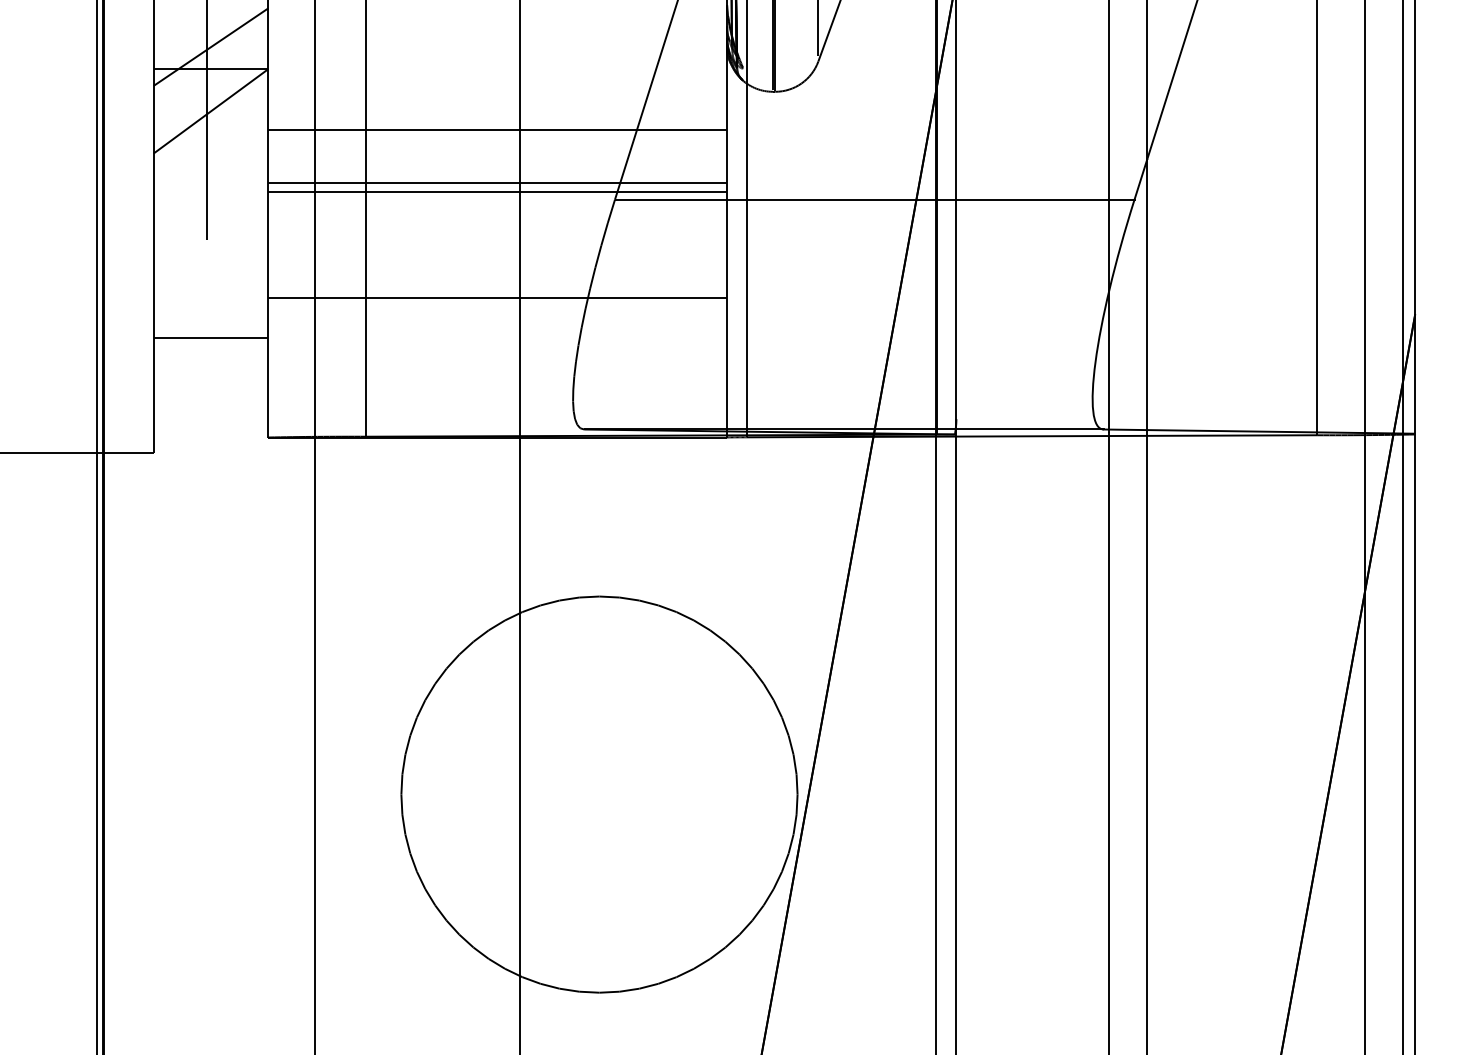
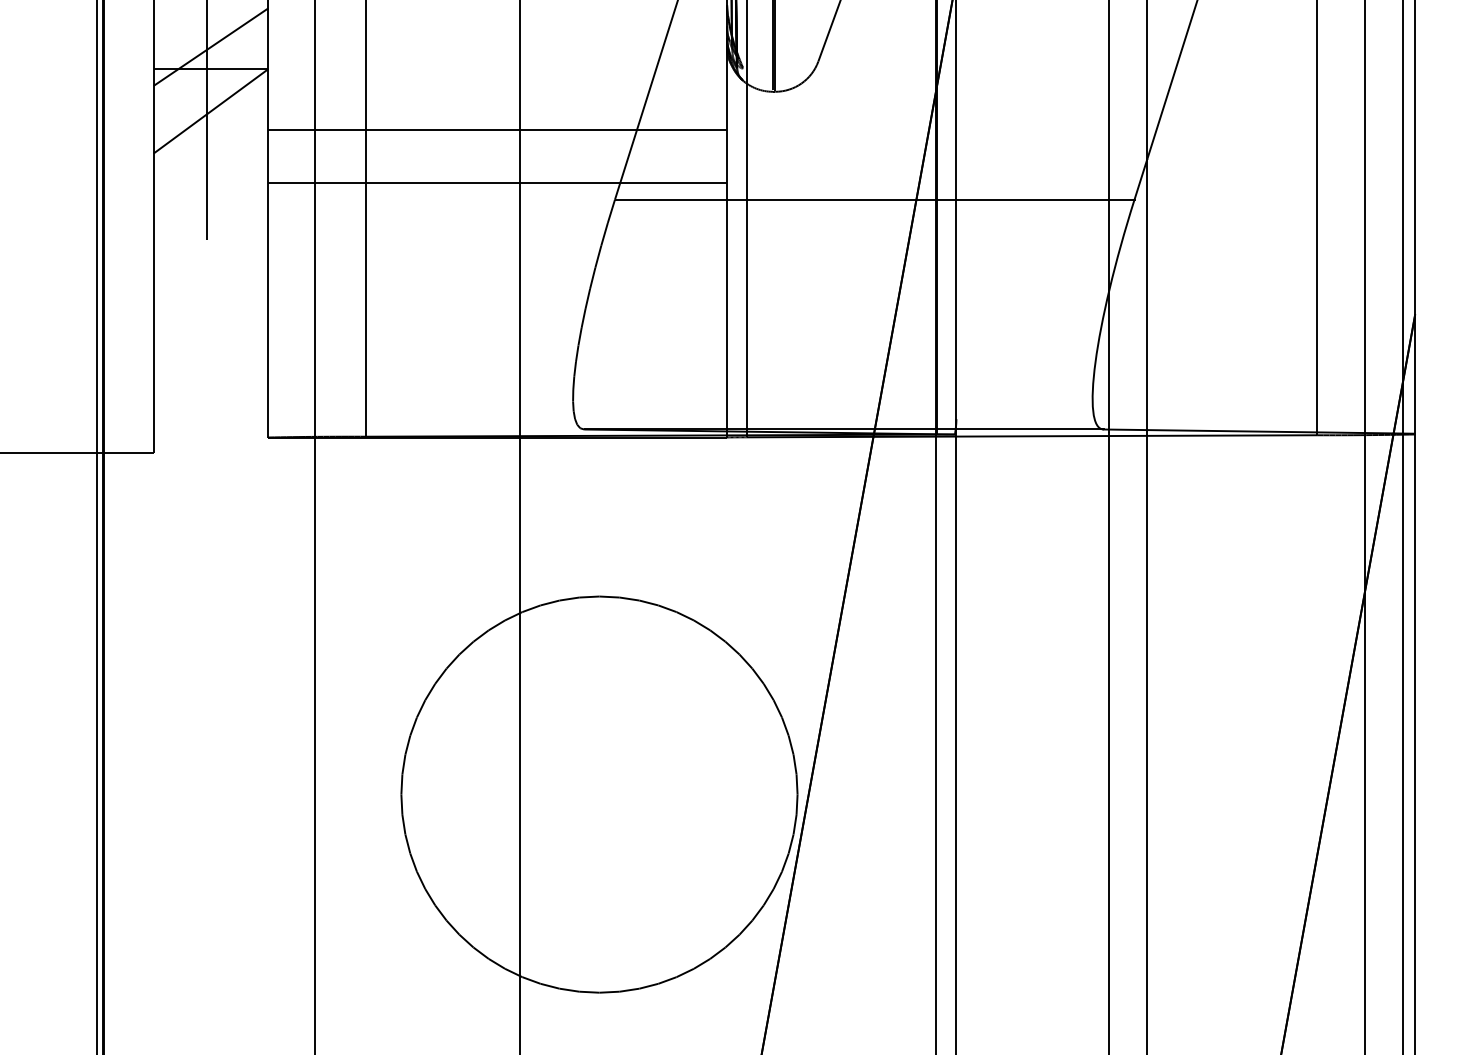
line: present -> none (818, 29)
line: present -> none (497, 192)
line: present -> none (497, 298)
line: present -> none (210, 338)
